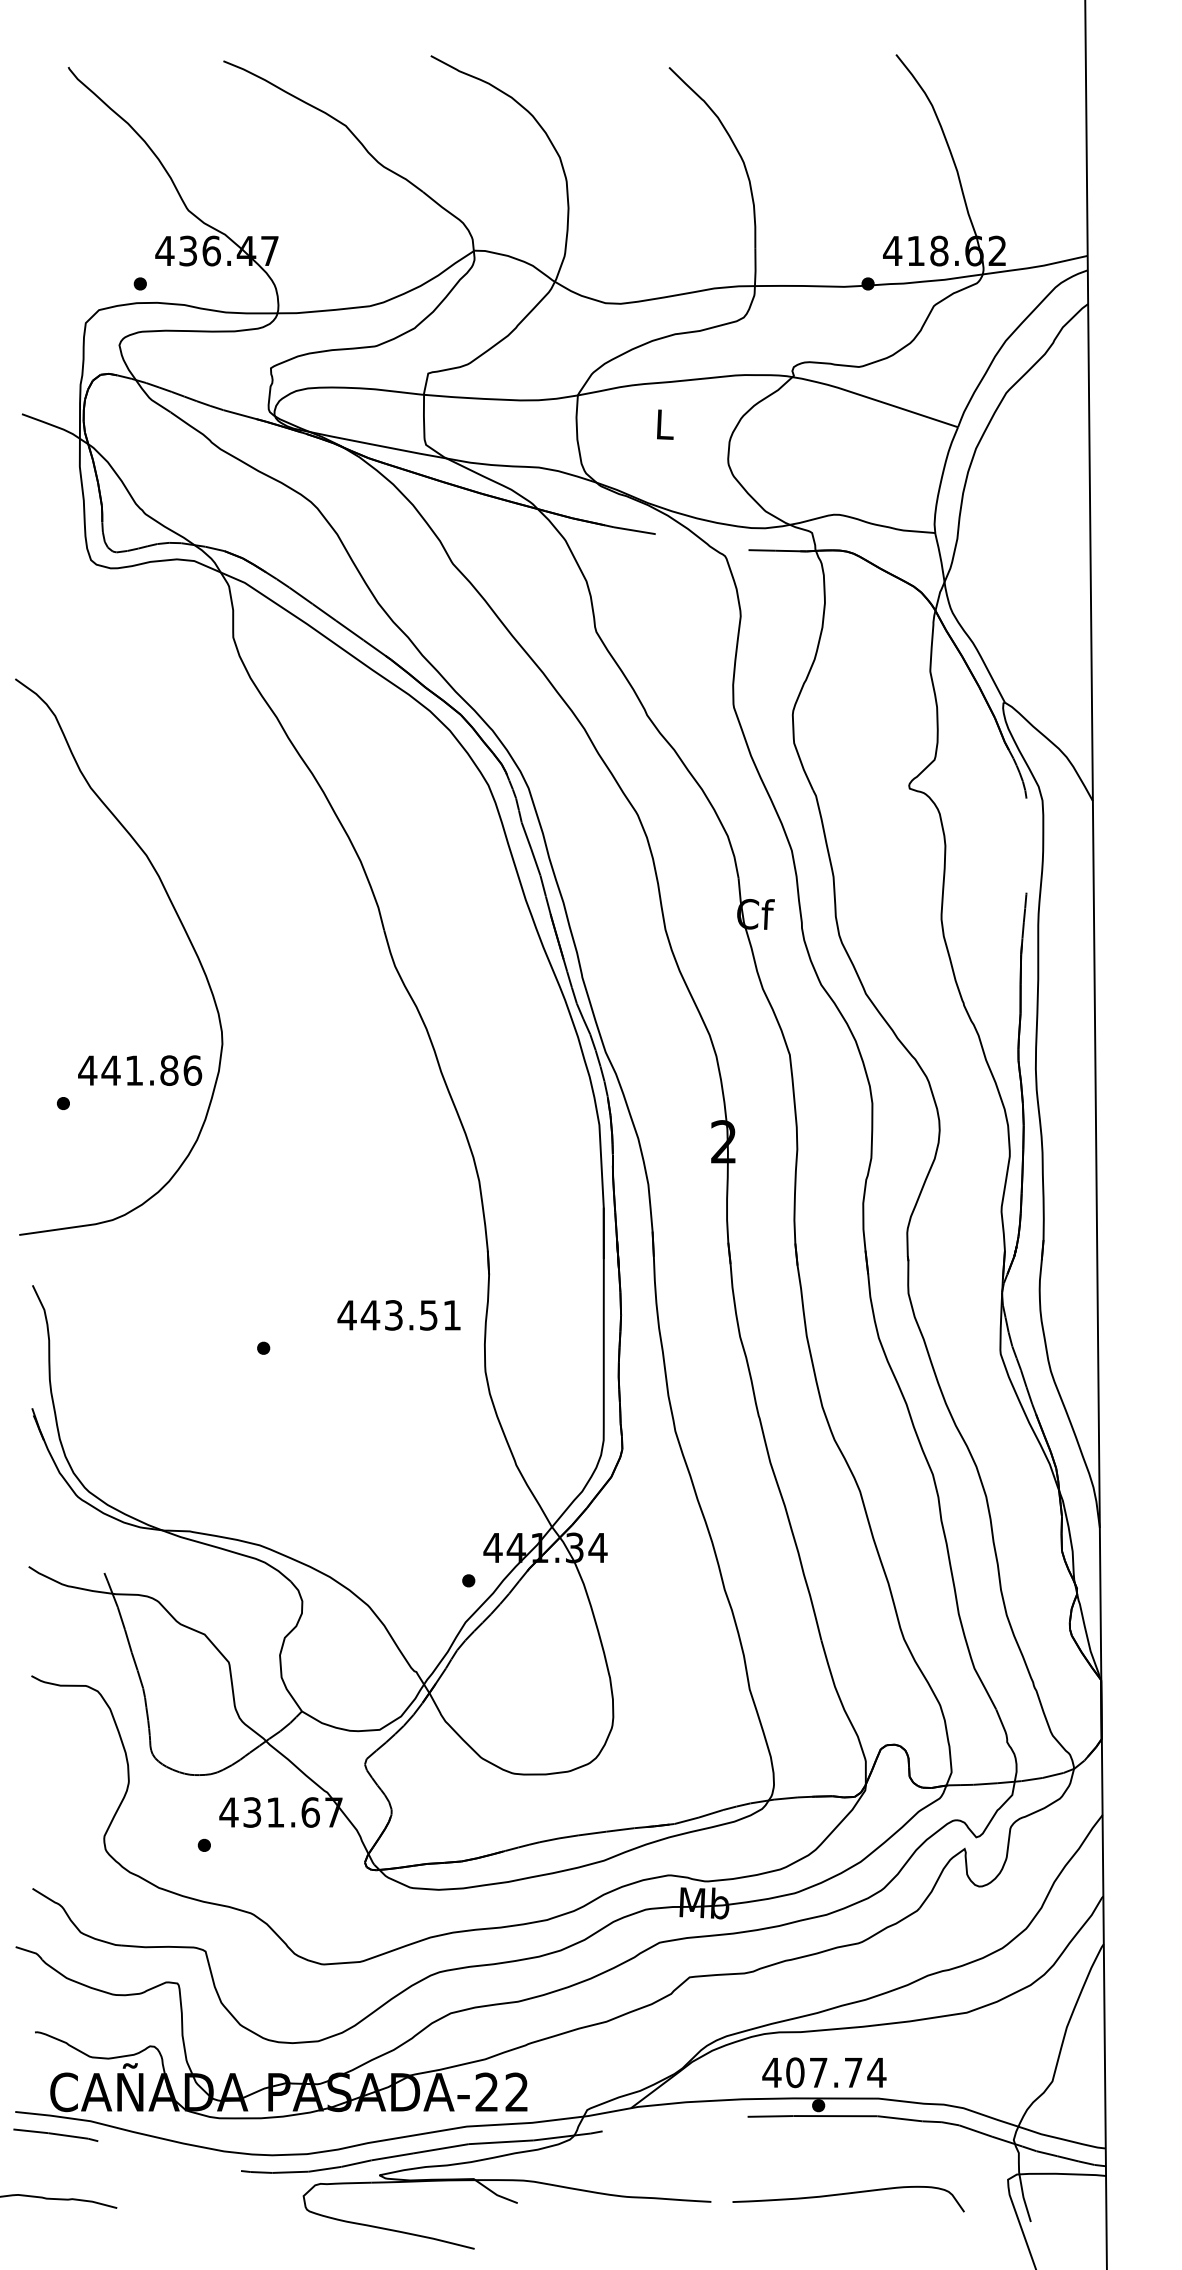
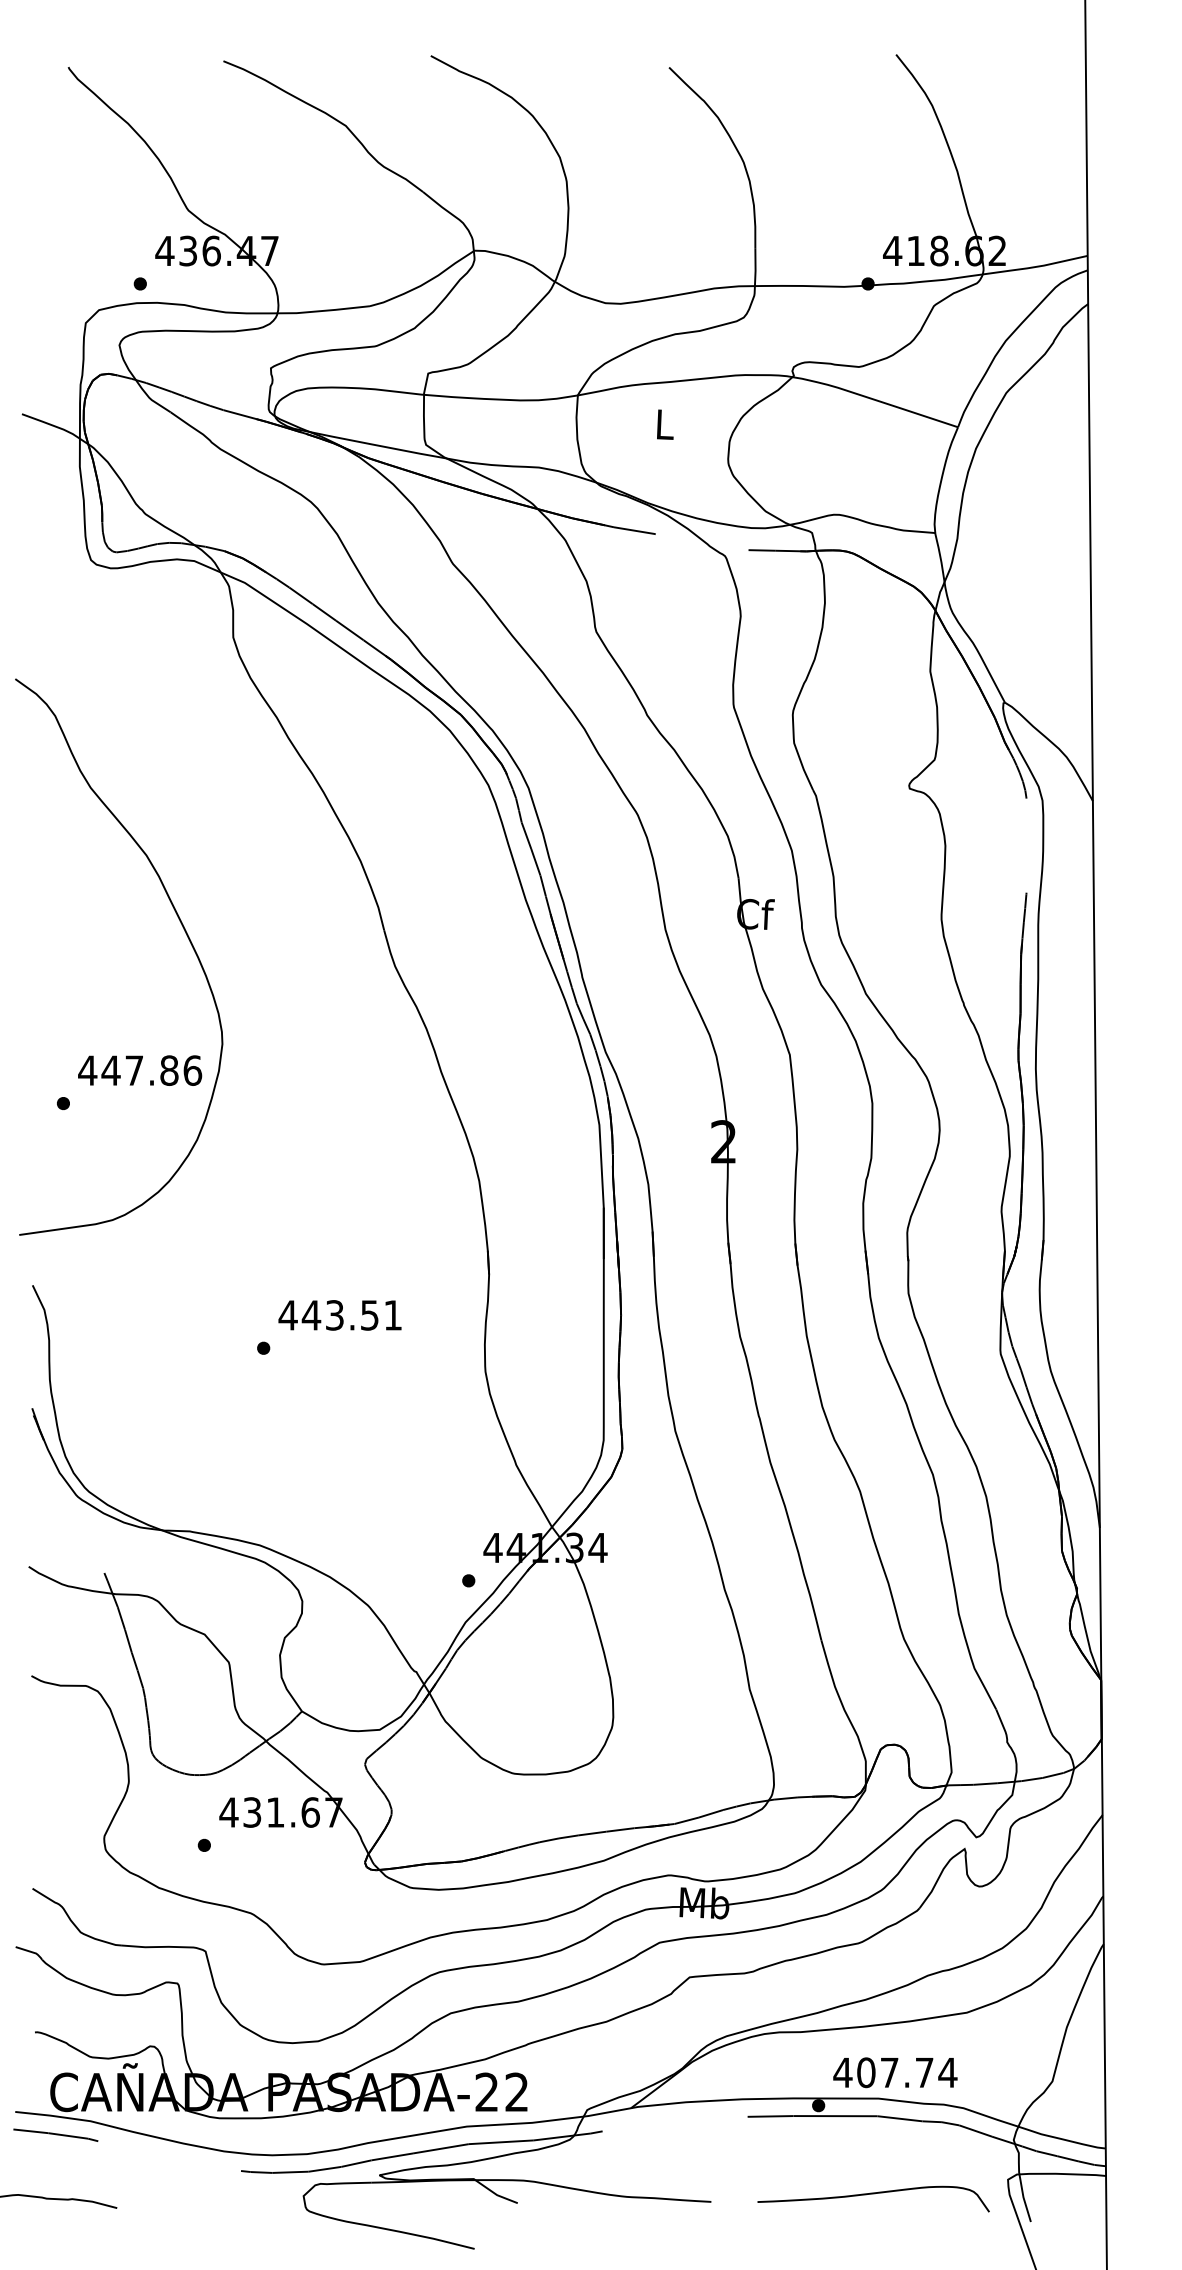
text: 441.86 -> 447.86 (133, 1070)
text position: (398, 1315) -> (339, 1315) (339, 1315)
text position: (824, 2072) -> (895, 2072) (895, 2072)
curve position: (848, 2194) -> (873, 2194) (873, 2194)
